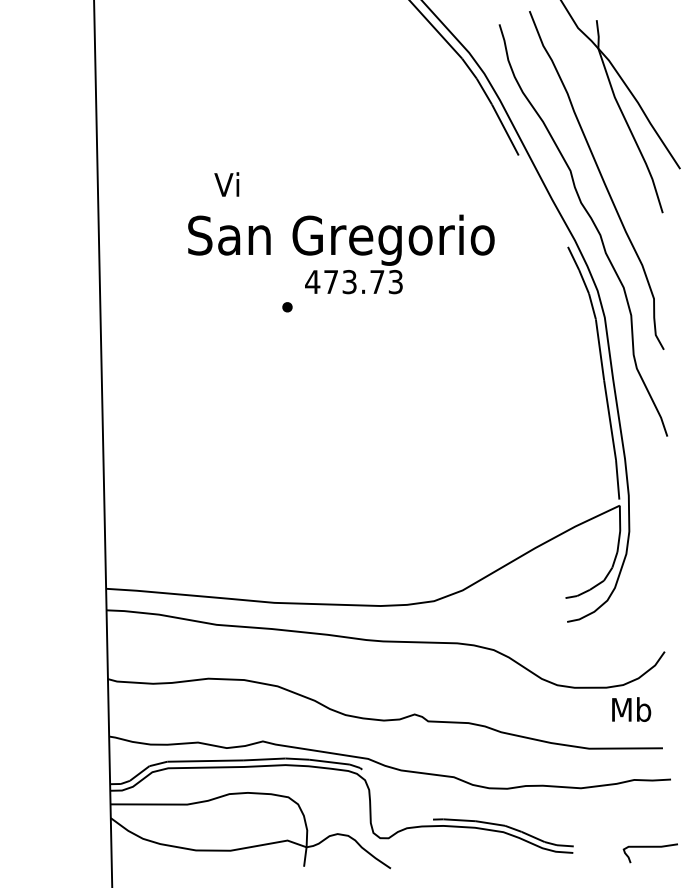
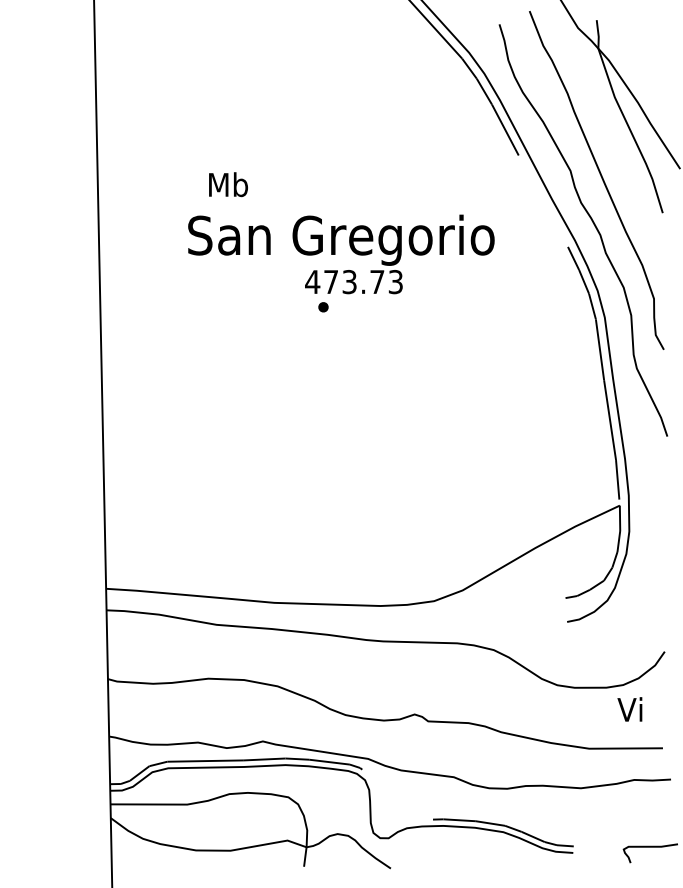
text: Vi -> Mb (228, 184)
part position: (287, 307) -> (323, 307) (323, 307)
text: Mb -> Vi (631, 709)
